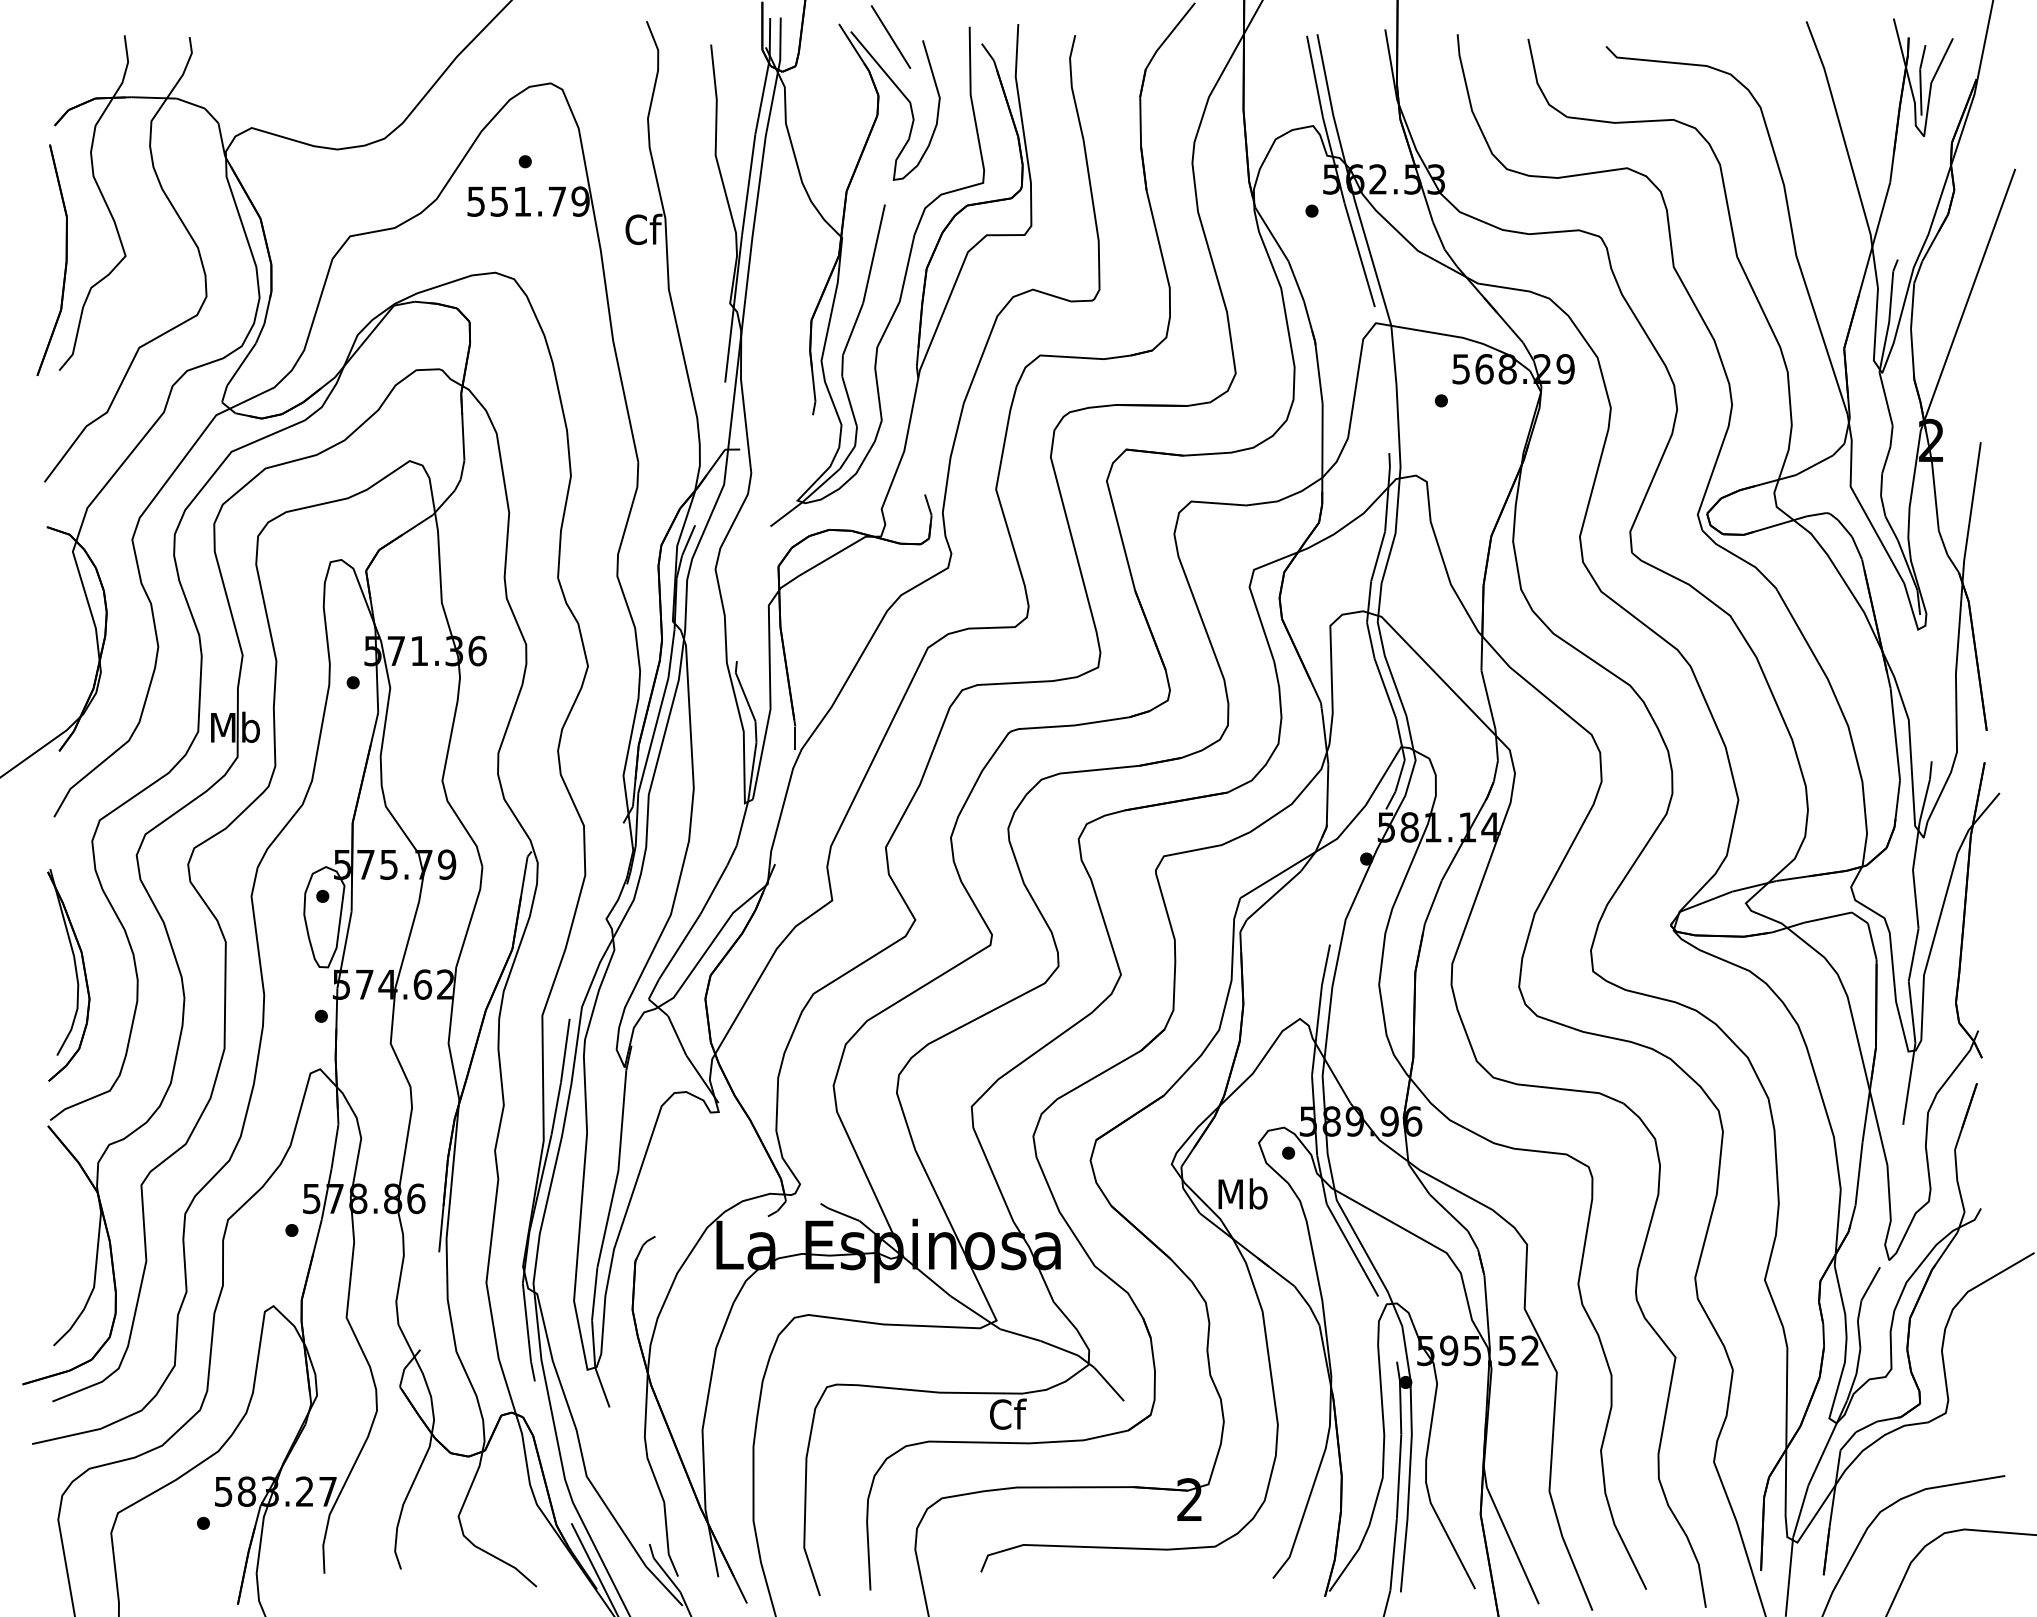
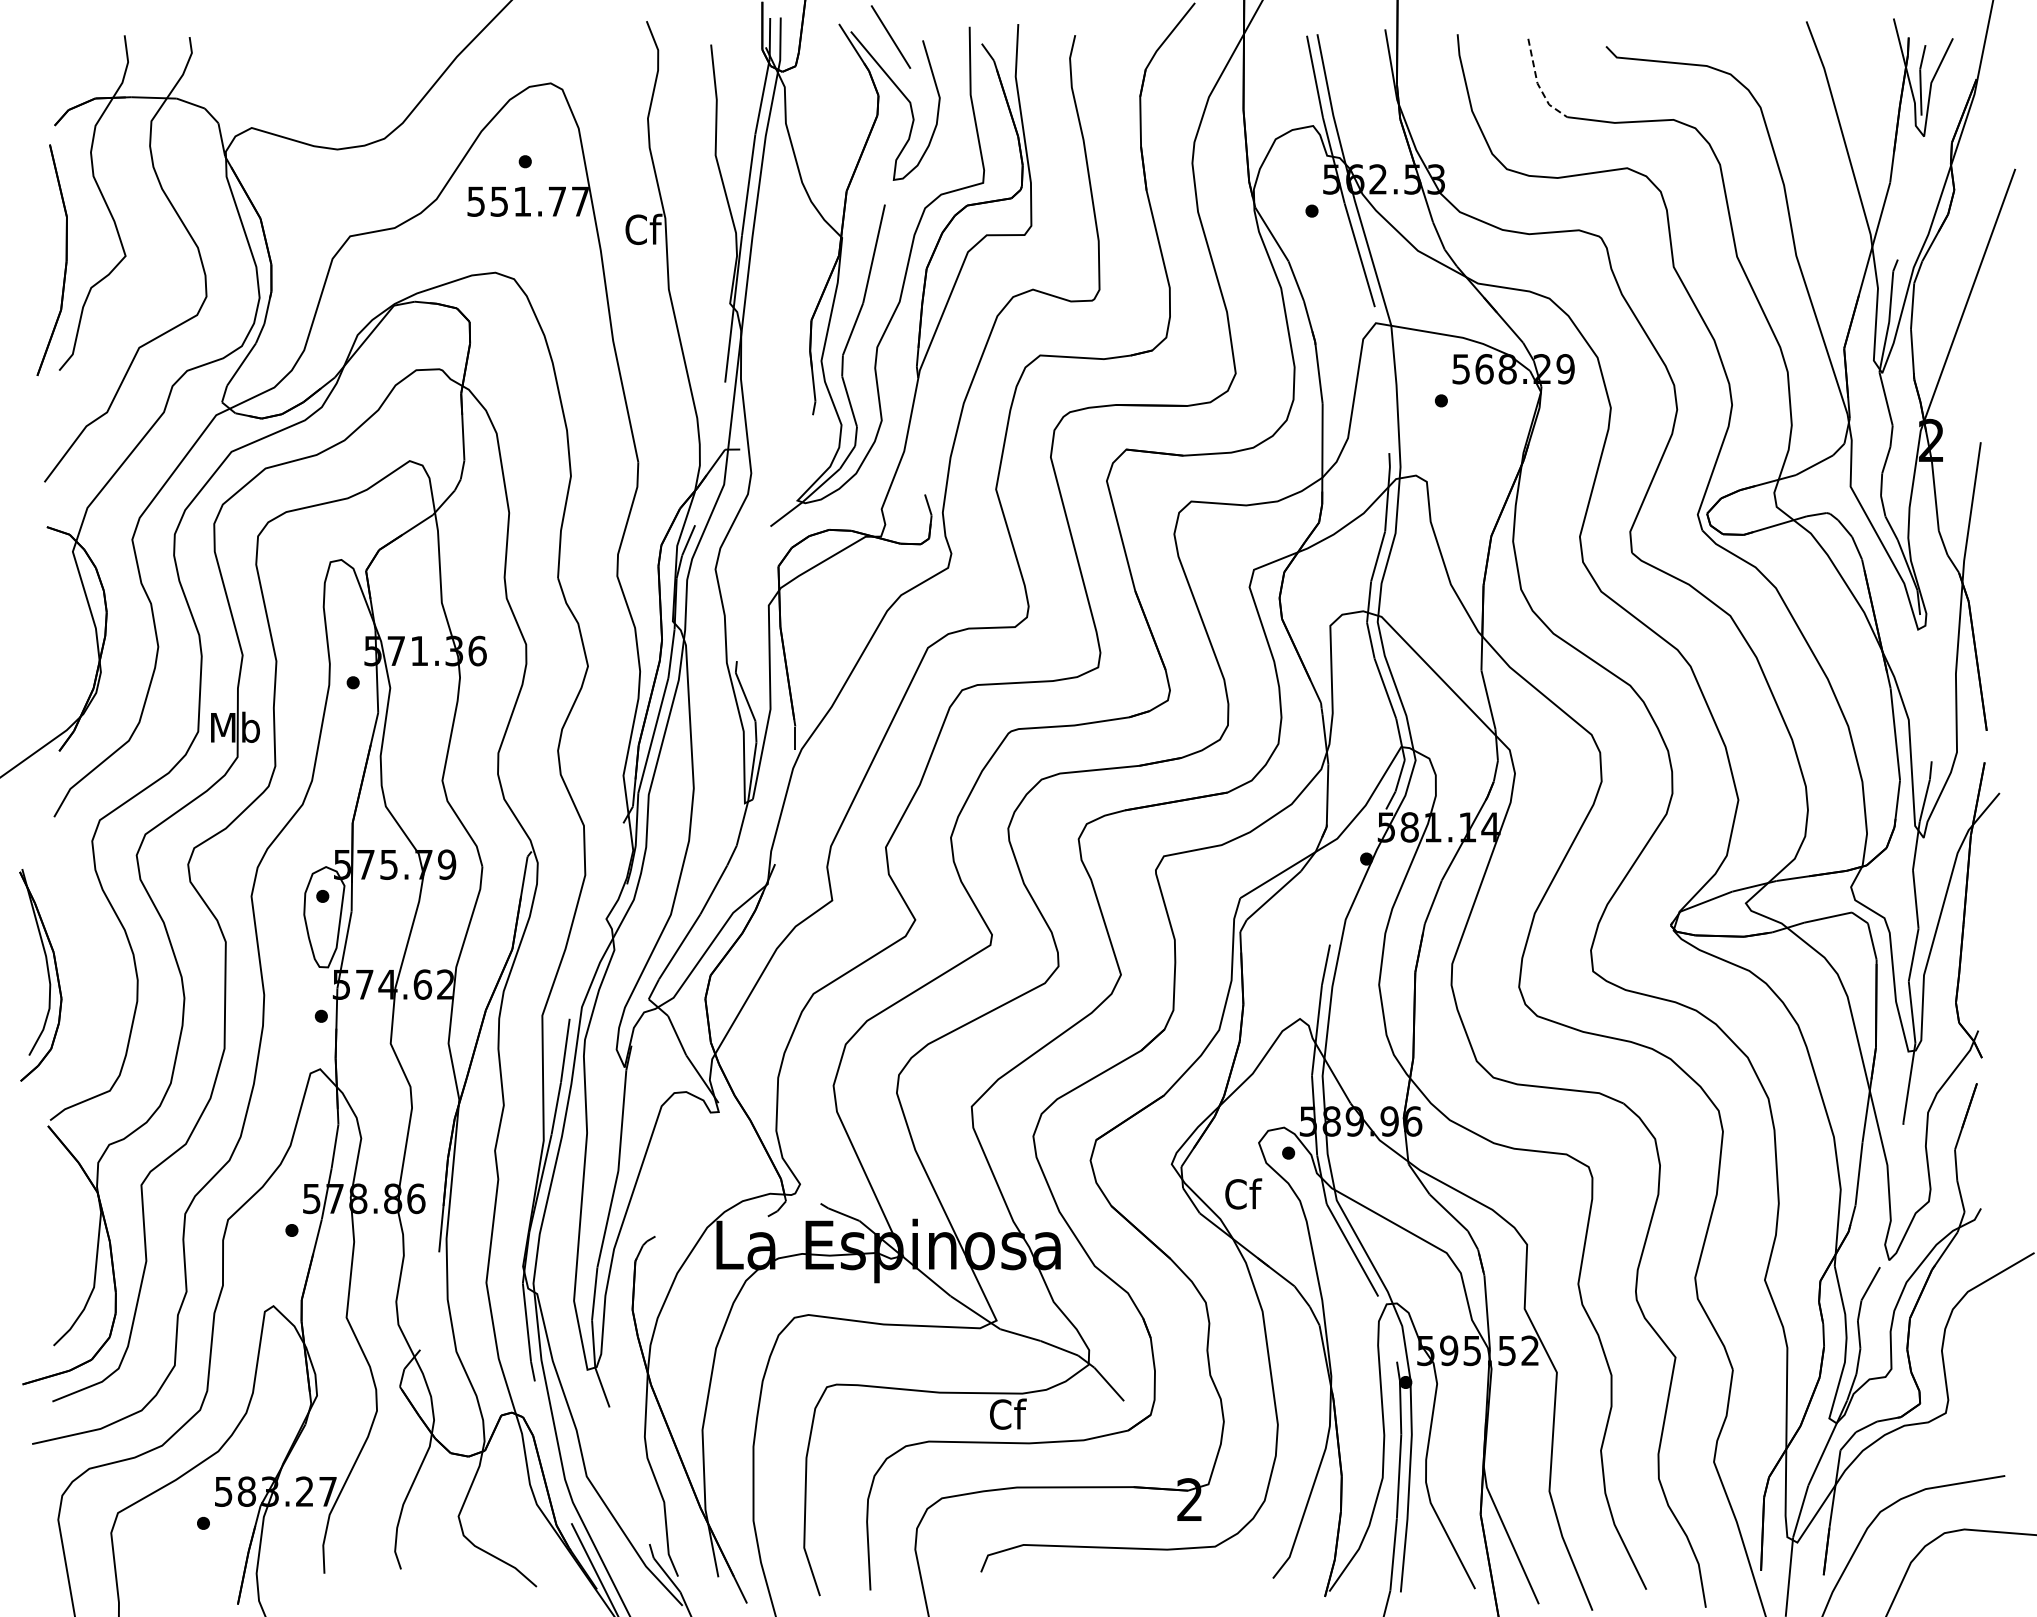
line: solid -> dashed (1537, 84)
text: 551.79 -> 551.77 (580, 201)
part position: (75, 974) -> (47, 974) (47, 974)
text: Mb -> Cf (1242, 1193)
